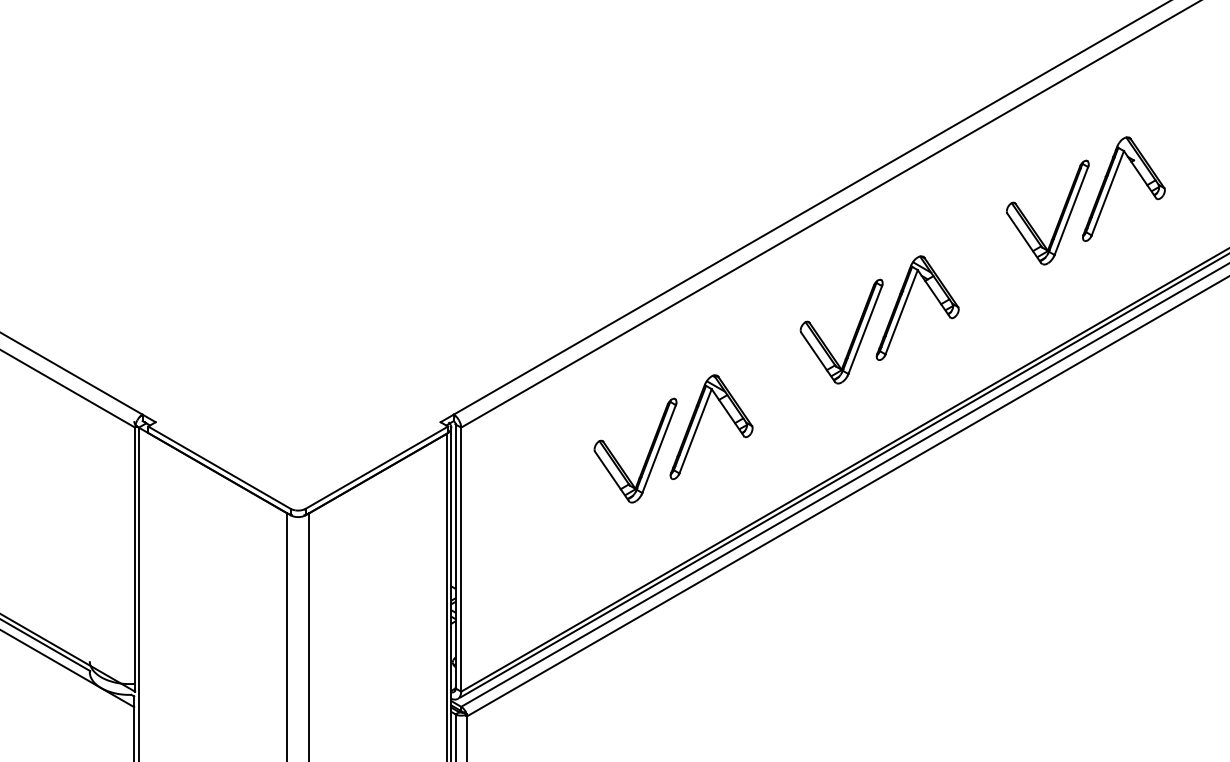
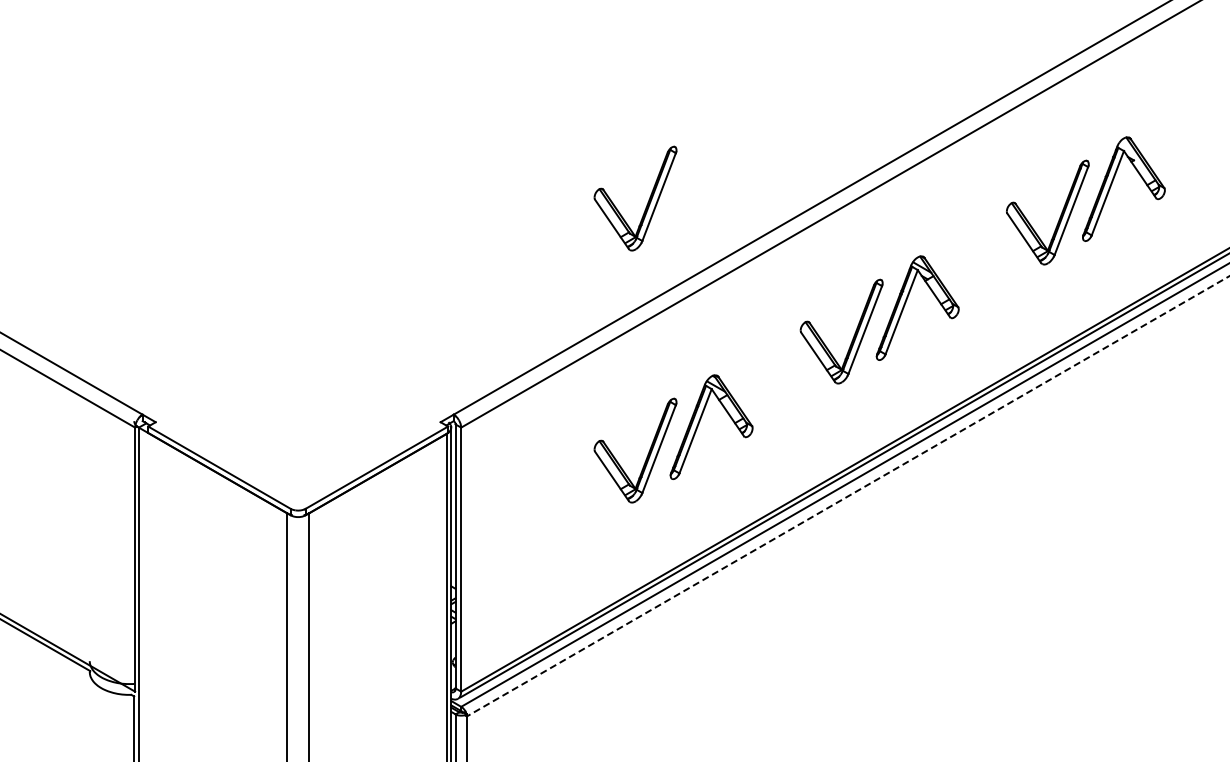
part: none -> present (646, 204)
line: solid -> dashed (847, 496)
line: present -> none (68, 668)
